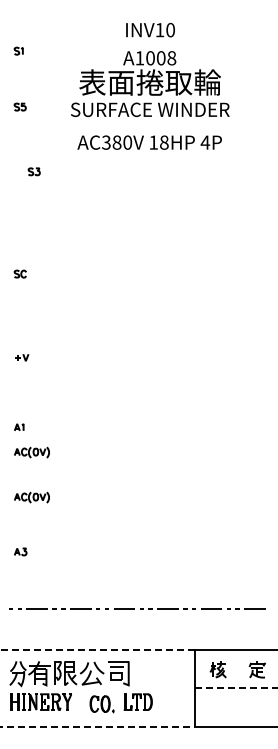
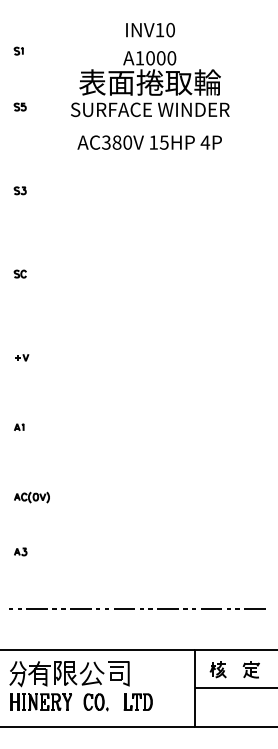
text: A1008 -> A1000 (171, 58)
text: 18HP -> 15HP (163, 142)
part position: (33, 171) -> (19, 190) (19, 190)
part: present -> none (31, 452)
line: dashed -> solid (97, 649)
part position: (256, 669) -> (250, 669) (250, 669)
line: dashed -> solid (236, 688)
part position: (101, 704) -> (95, 702) (95, 702)
line: dashed -> solid (98, 726)
